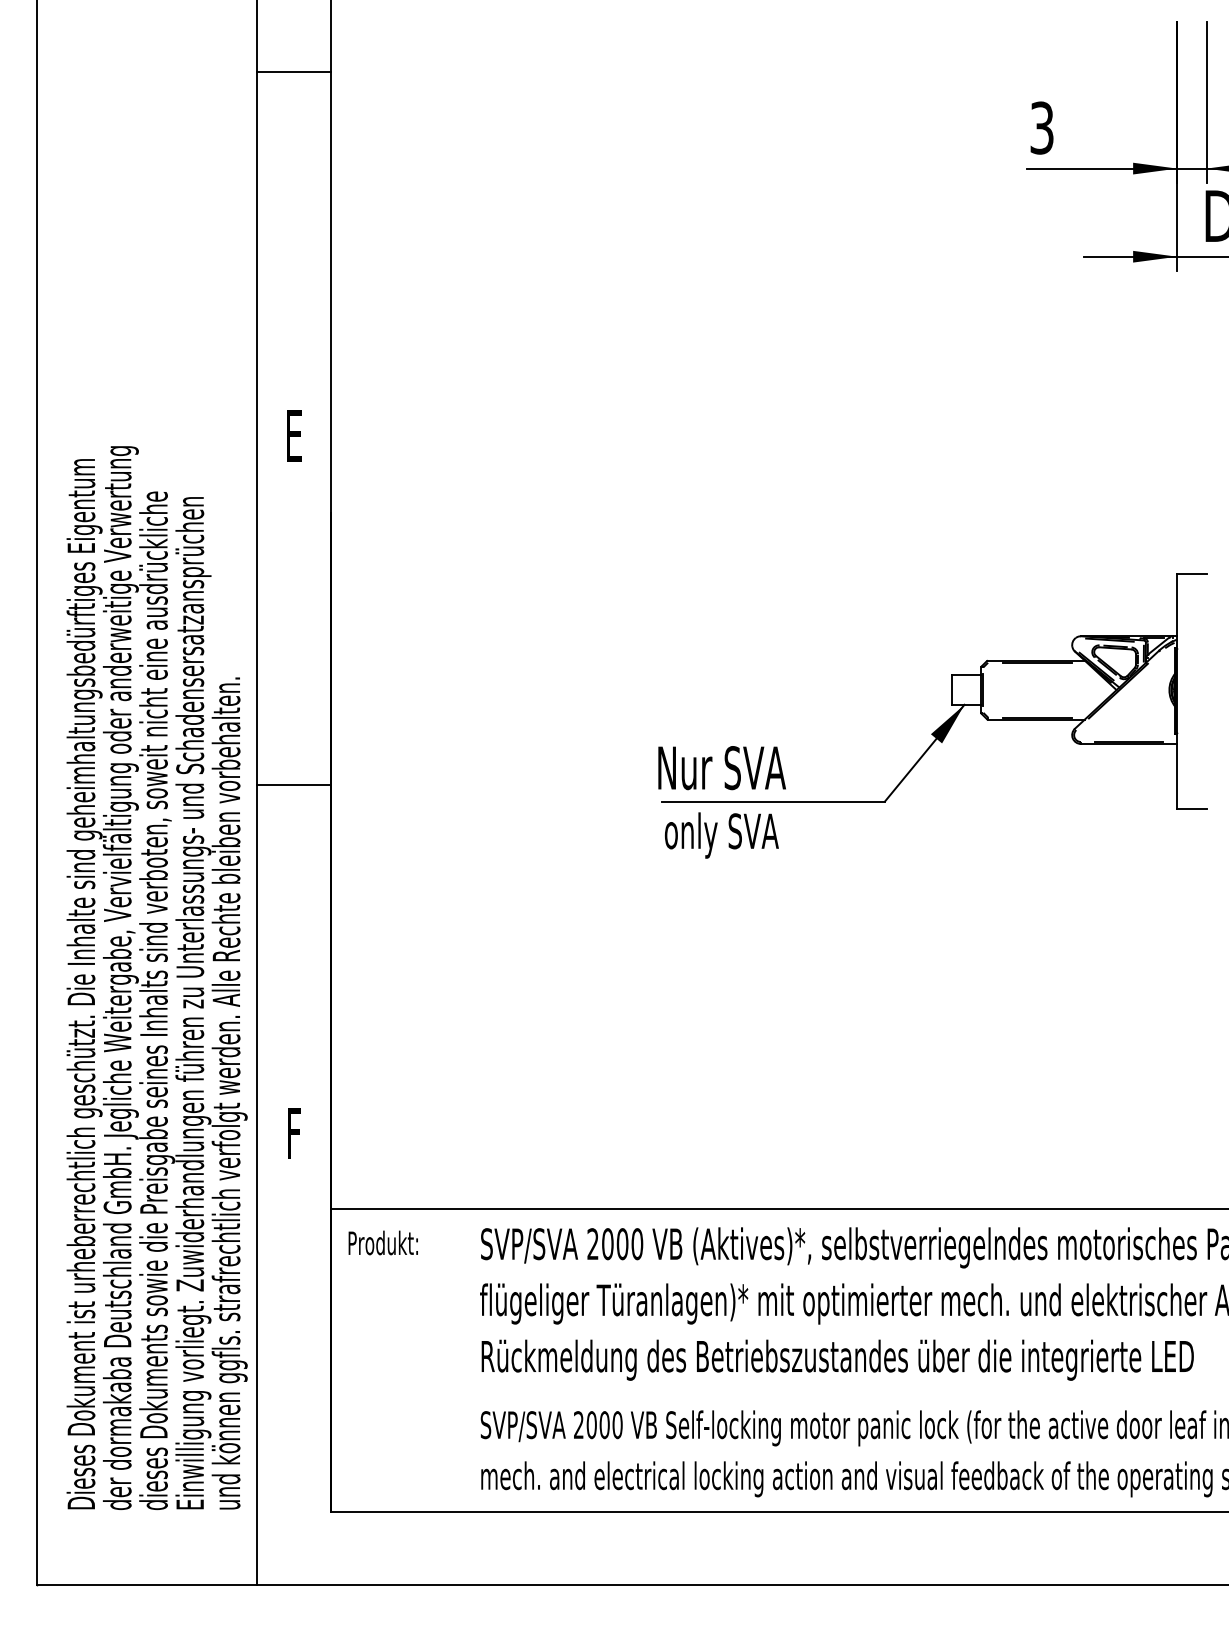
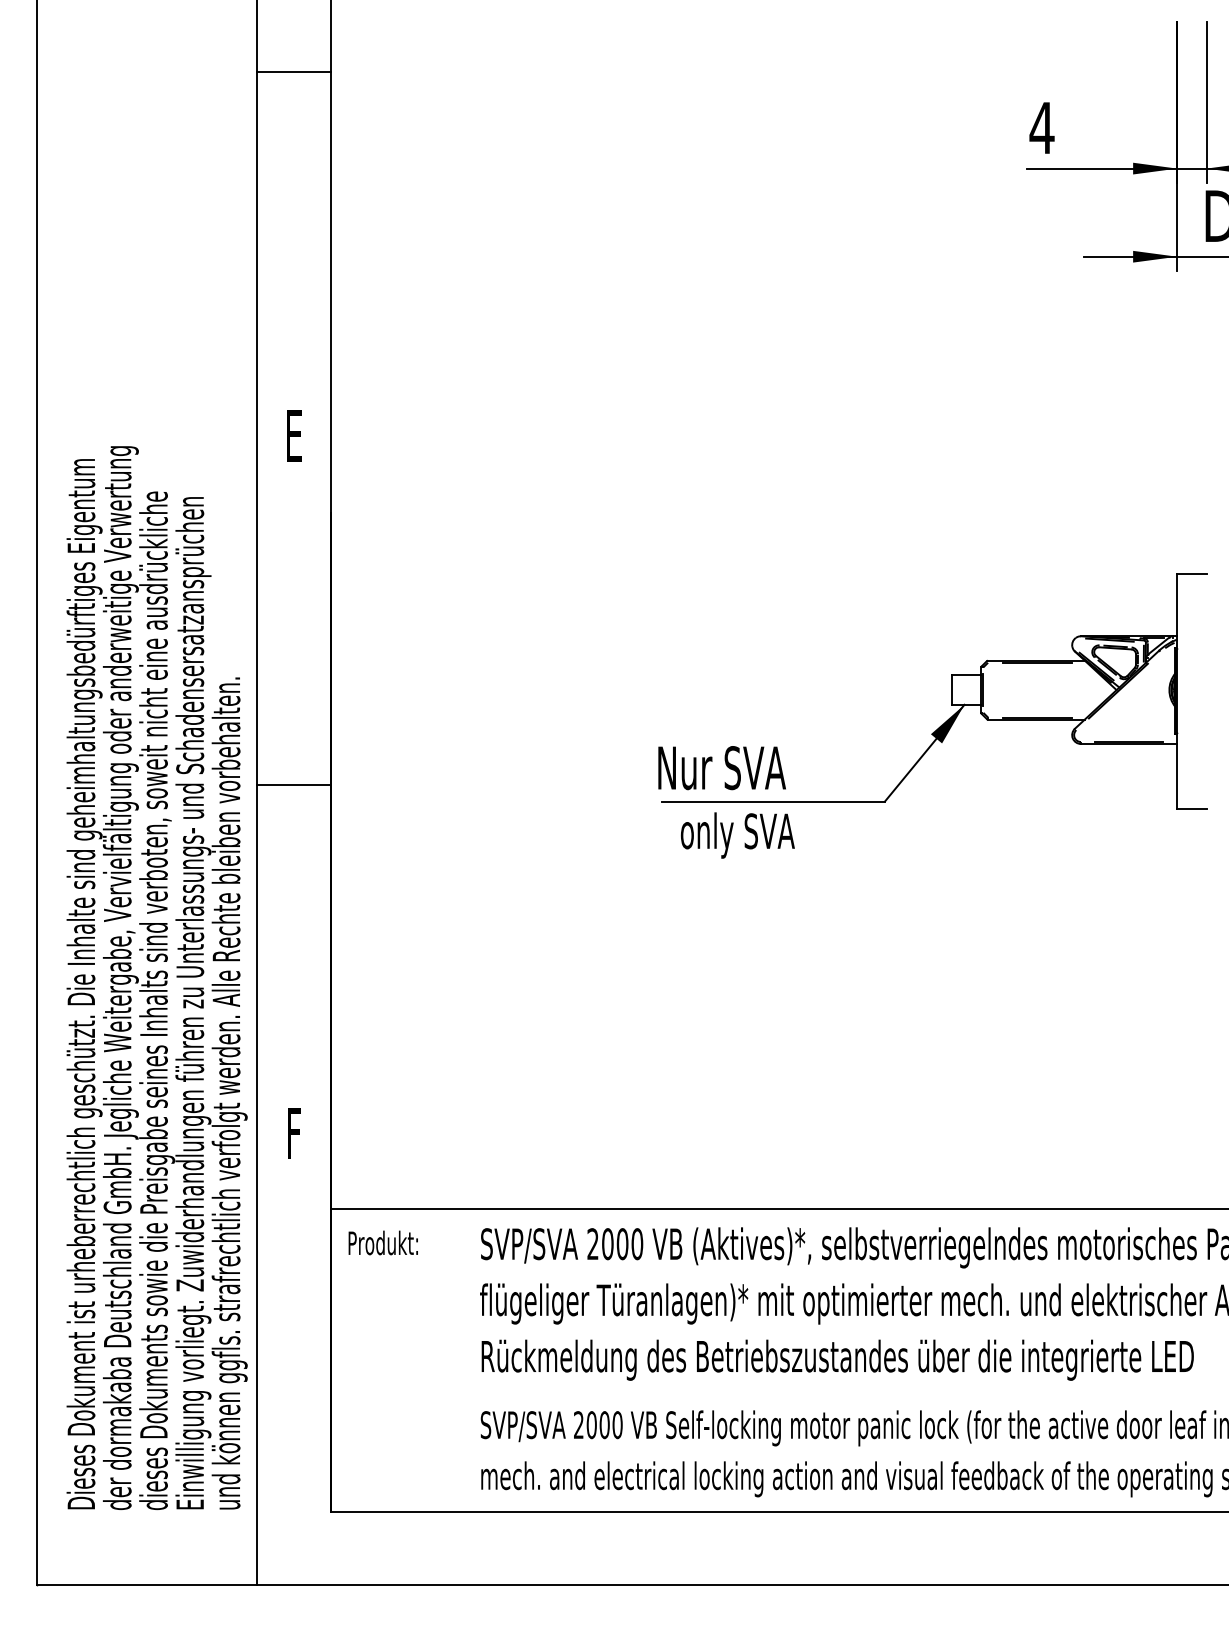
text: 3 -> 4 (1041, 127)
text position: (721, 835) -> (737, 835) (737, 835)
